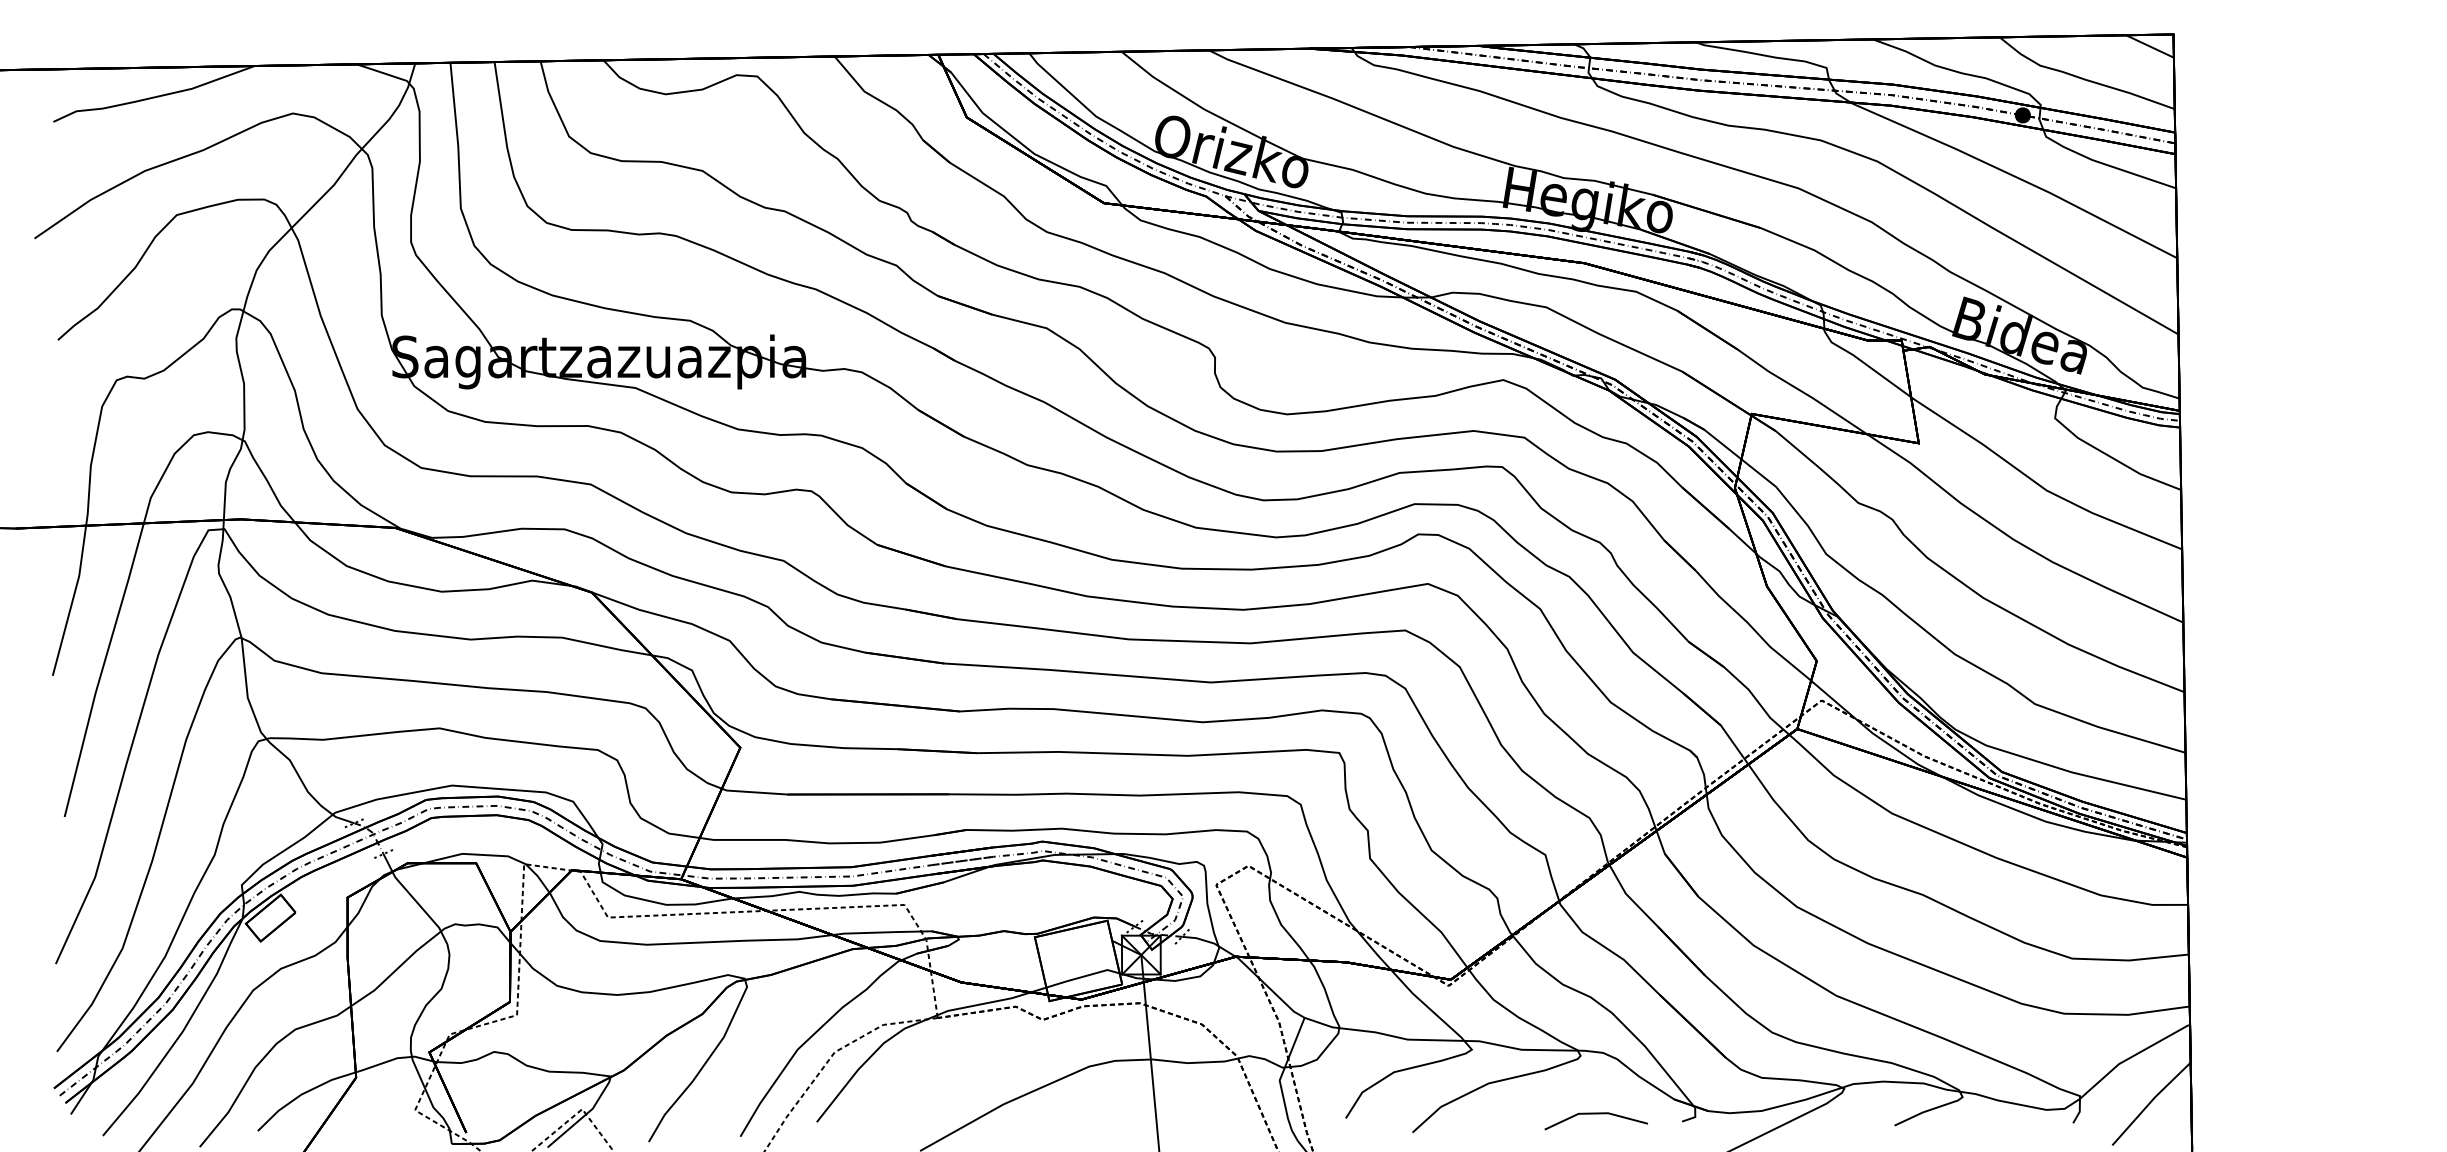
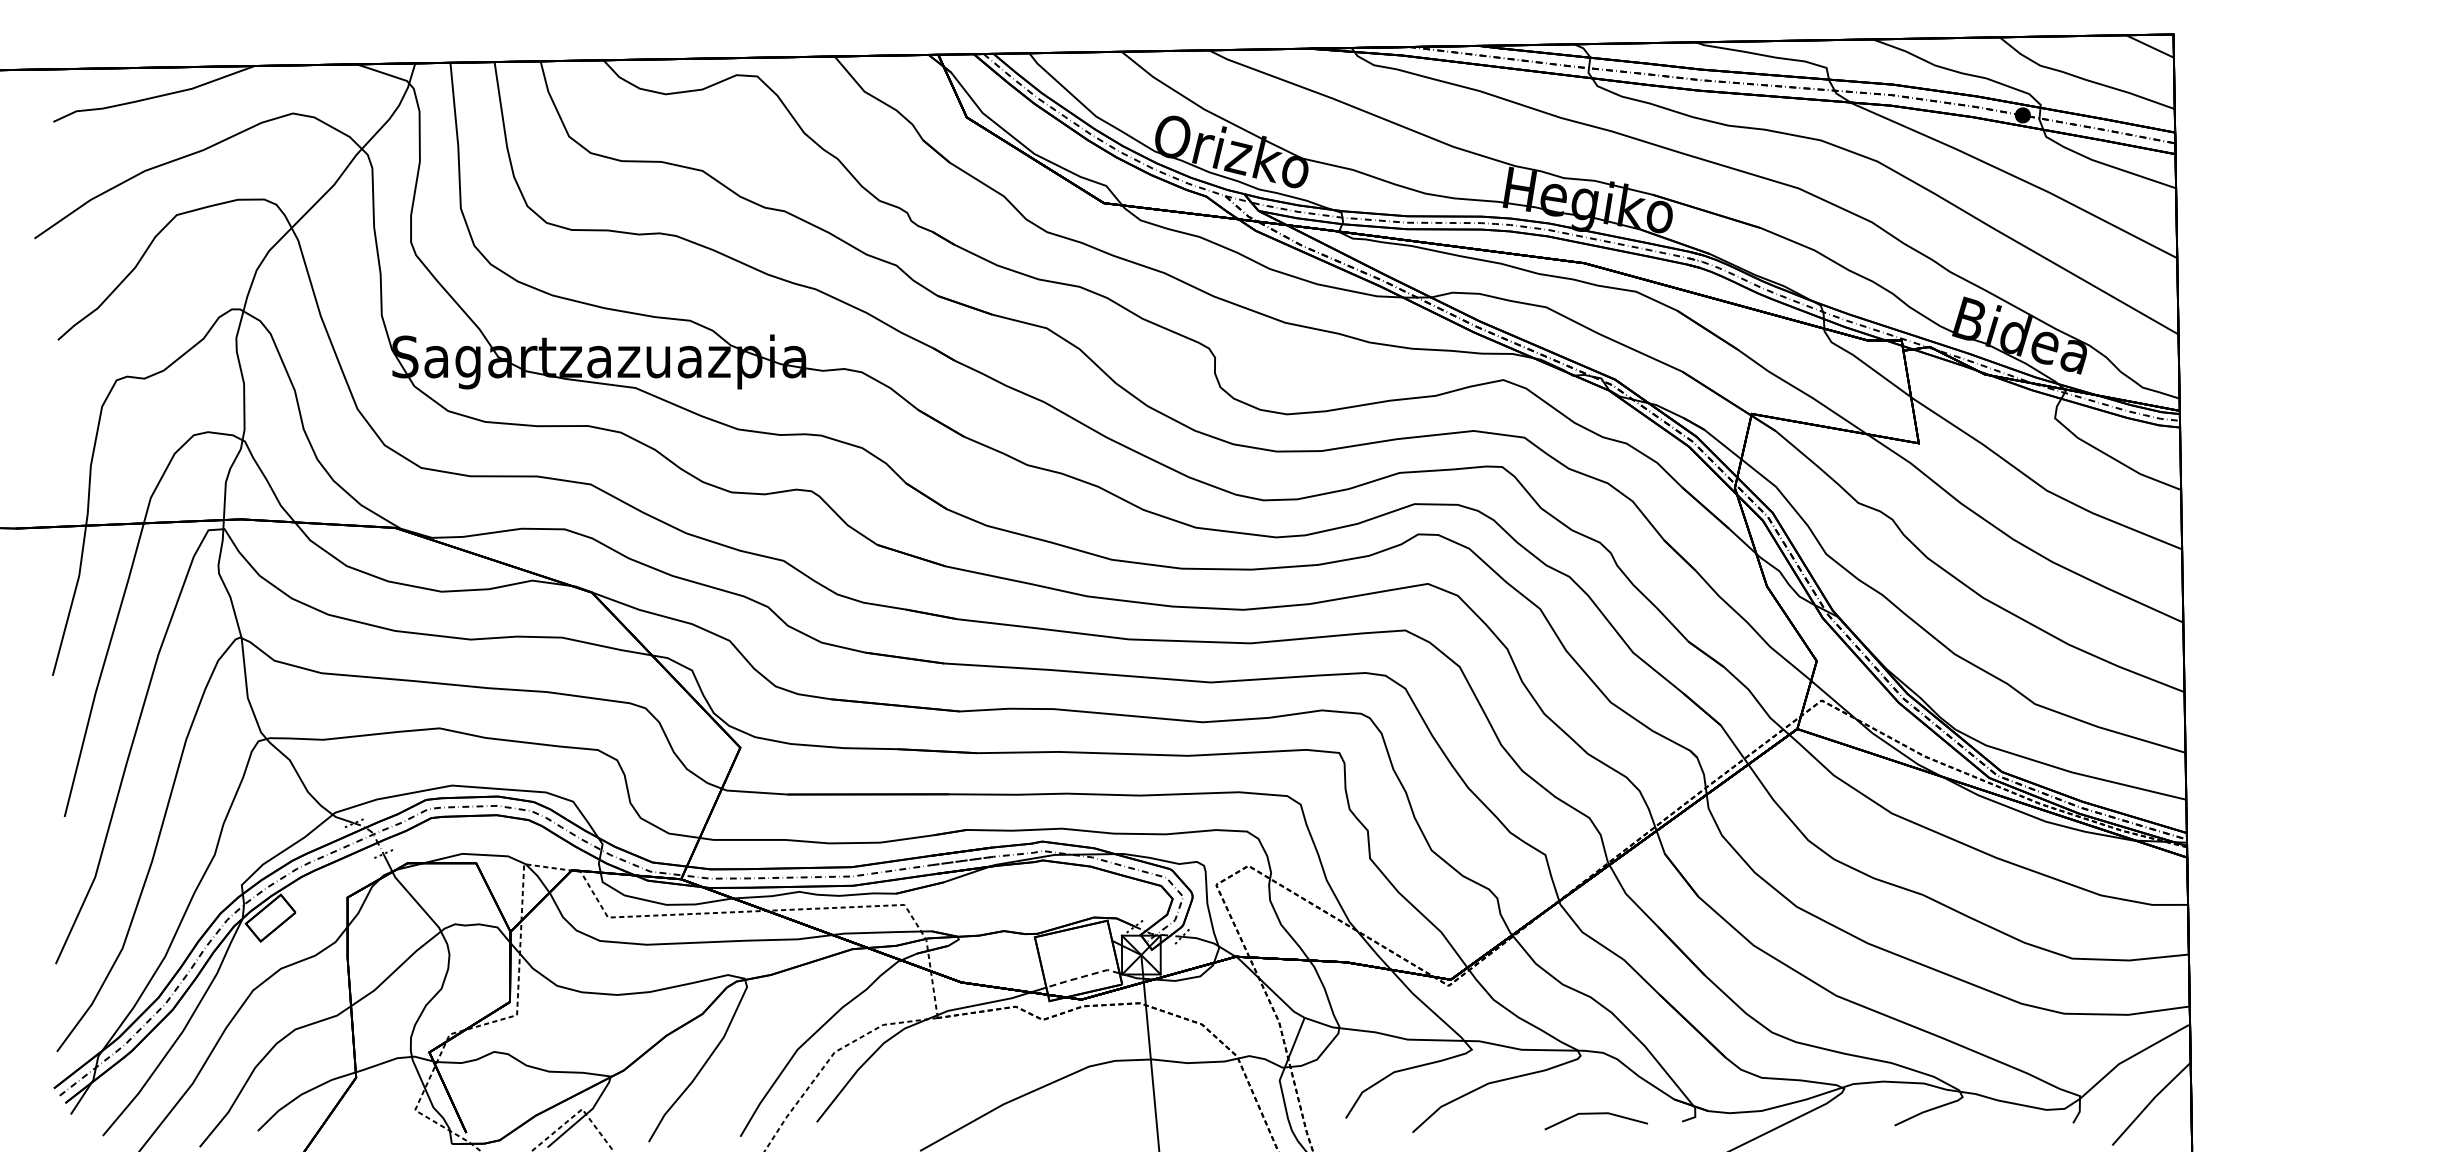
line: solid -> dashed (1082, 976)
